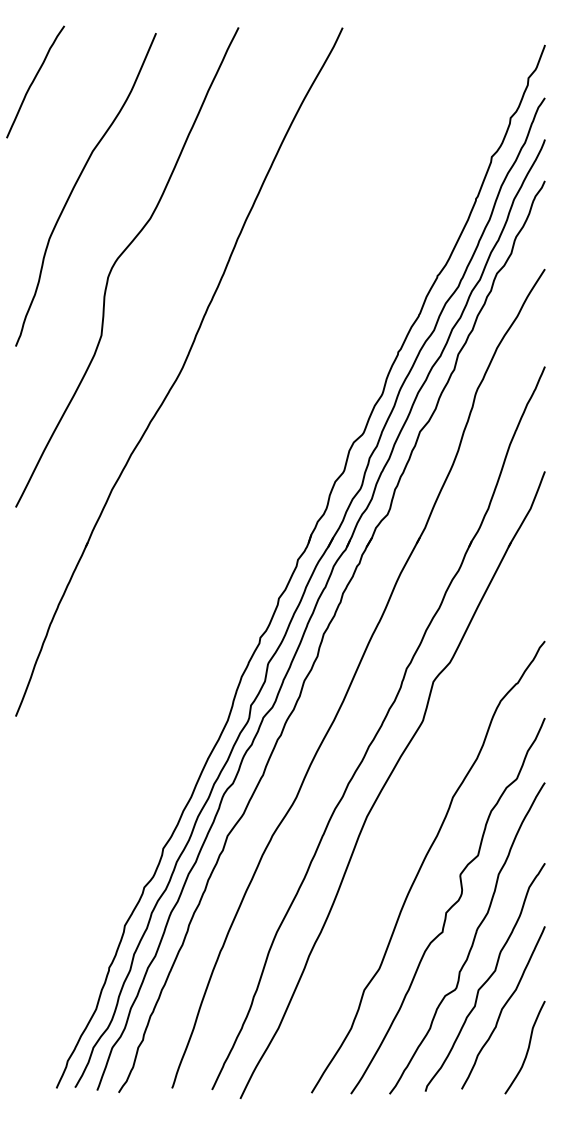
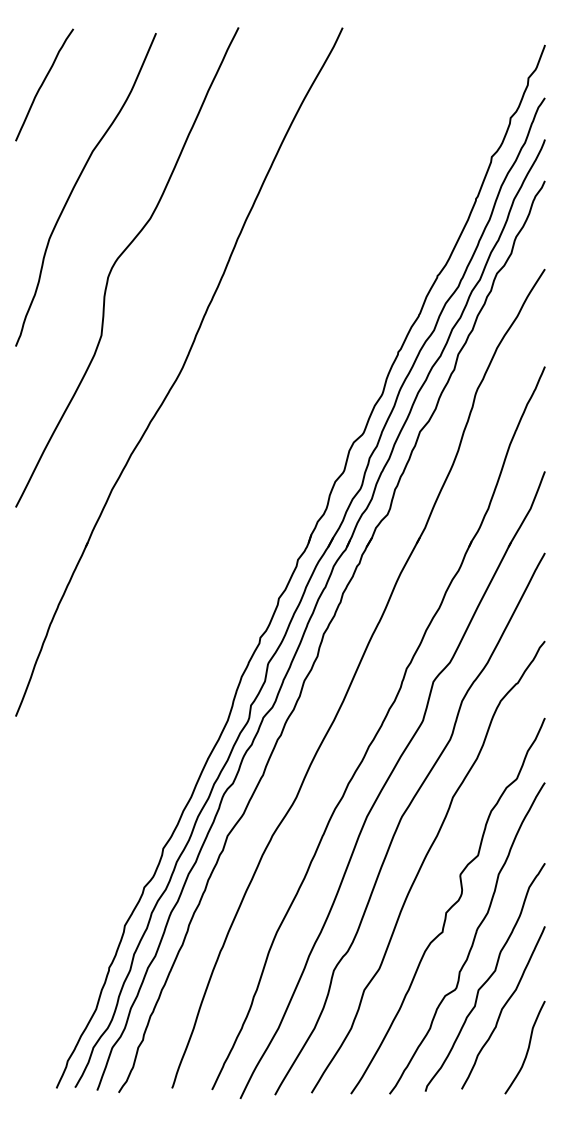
curve position: (34, 81) -> (43, 84) (43, 84)
curve: none -> present (401, 820)
